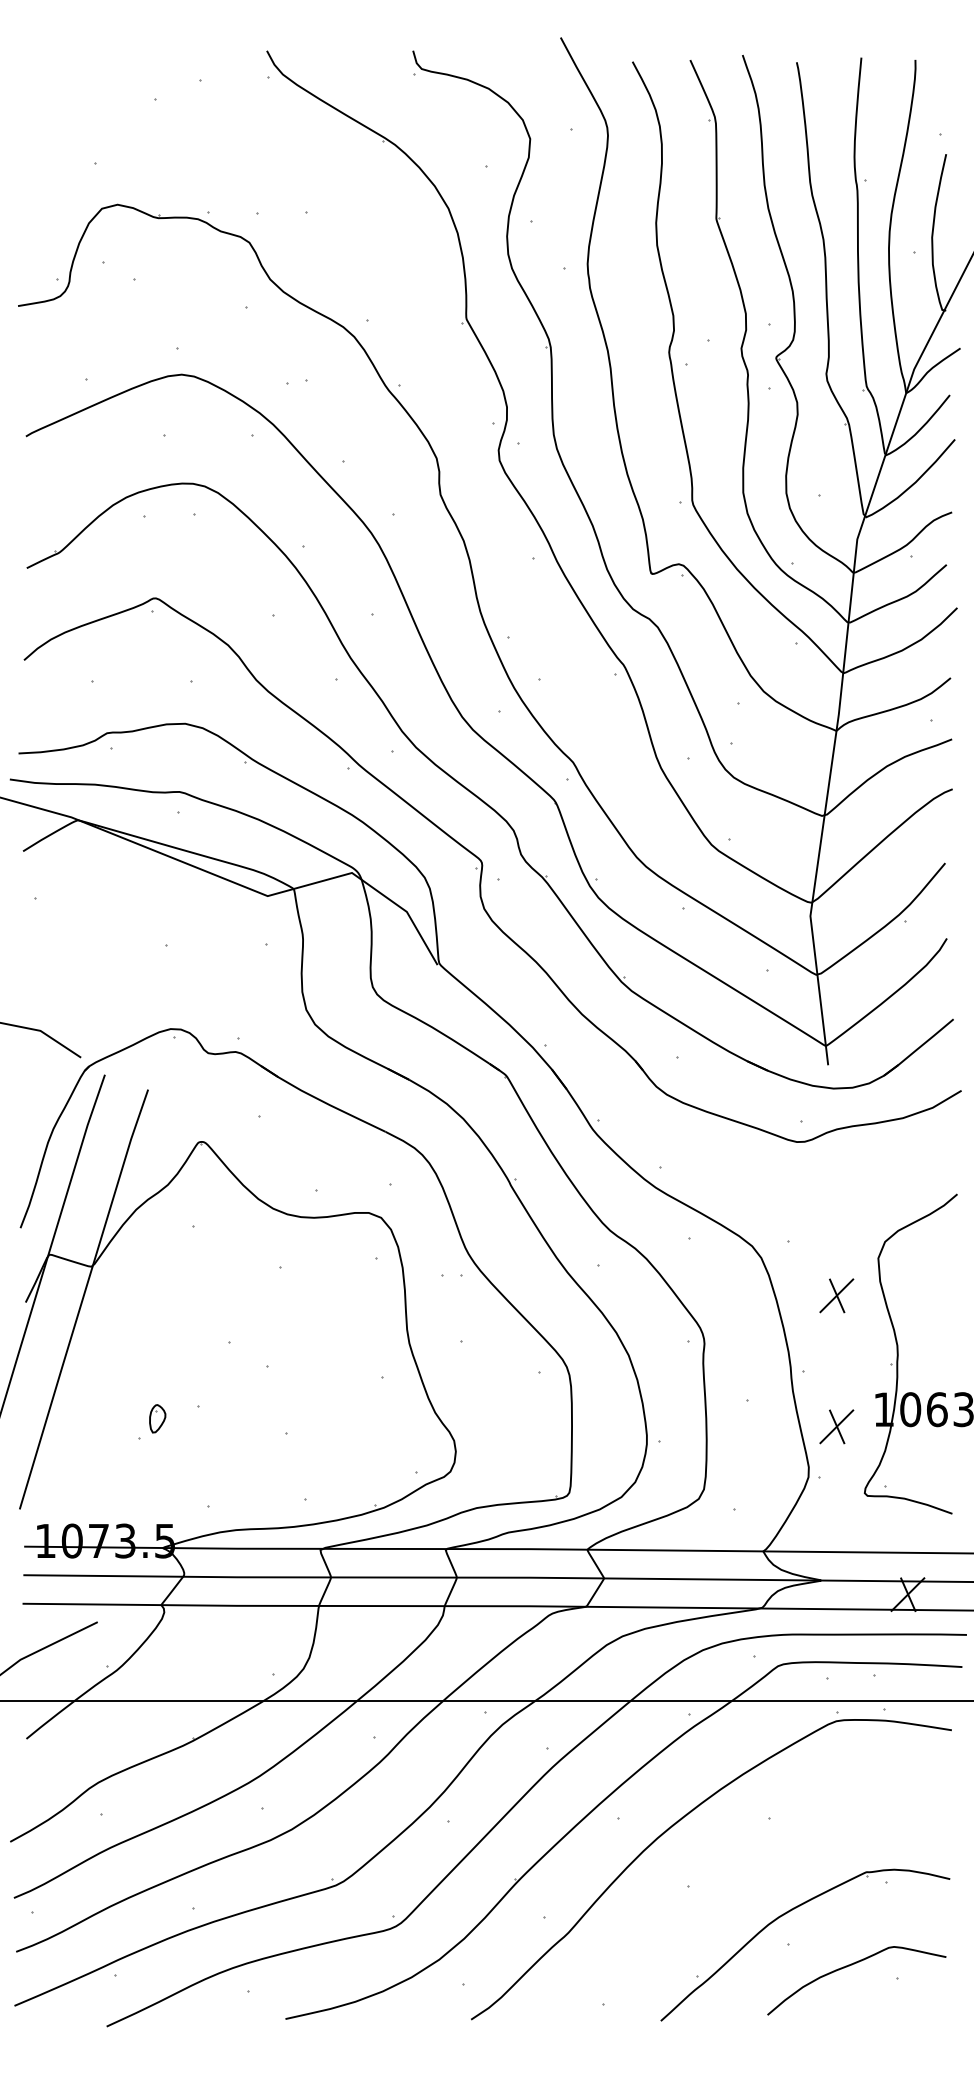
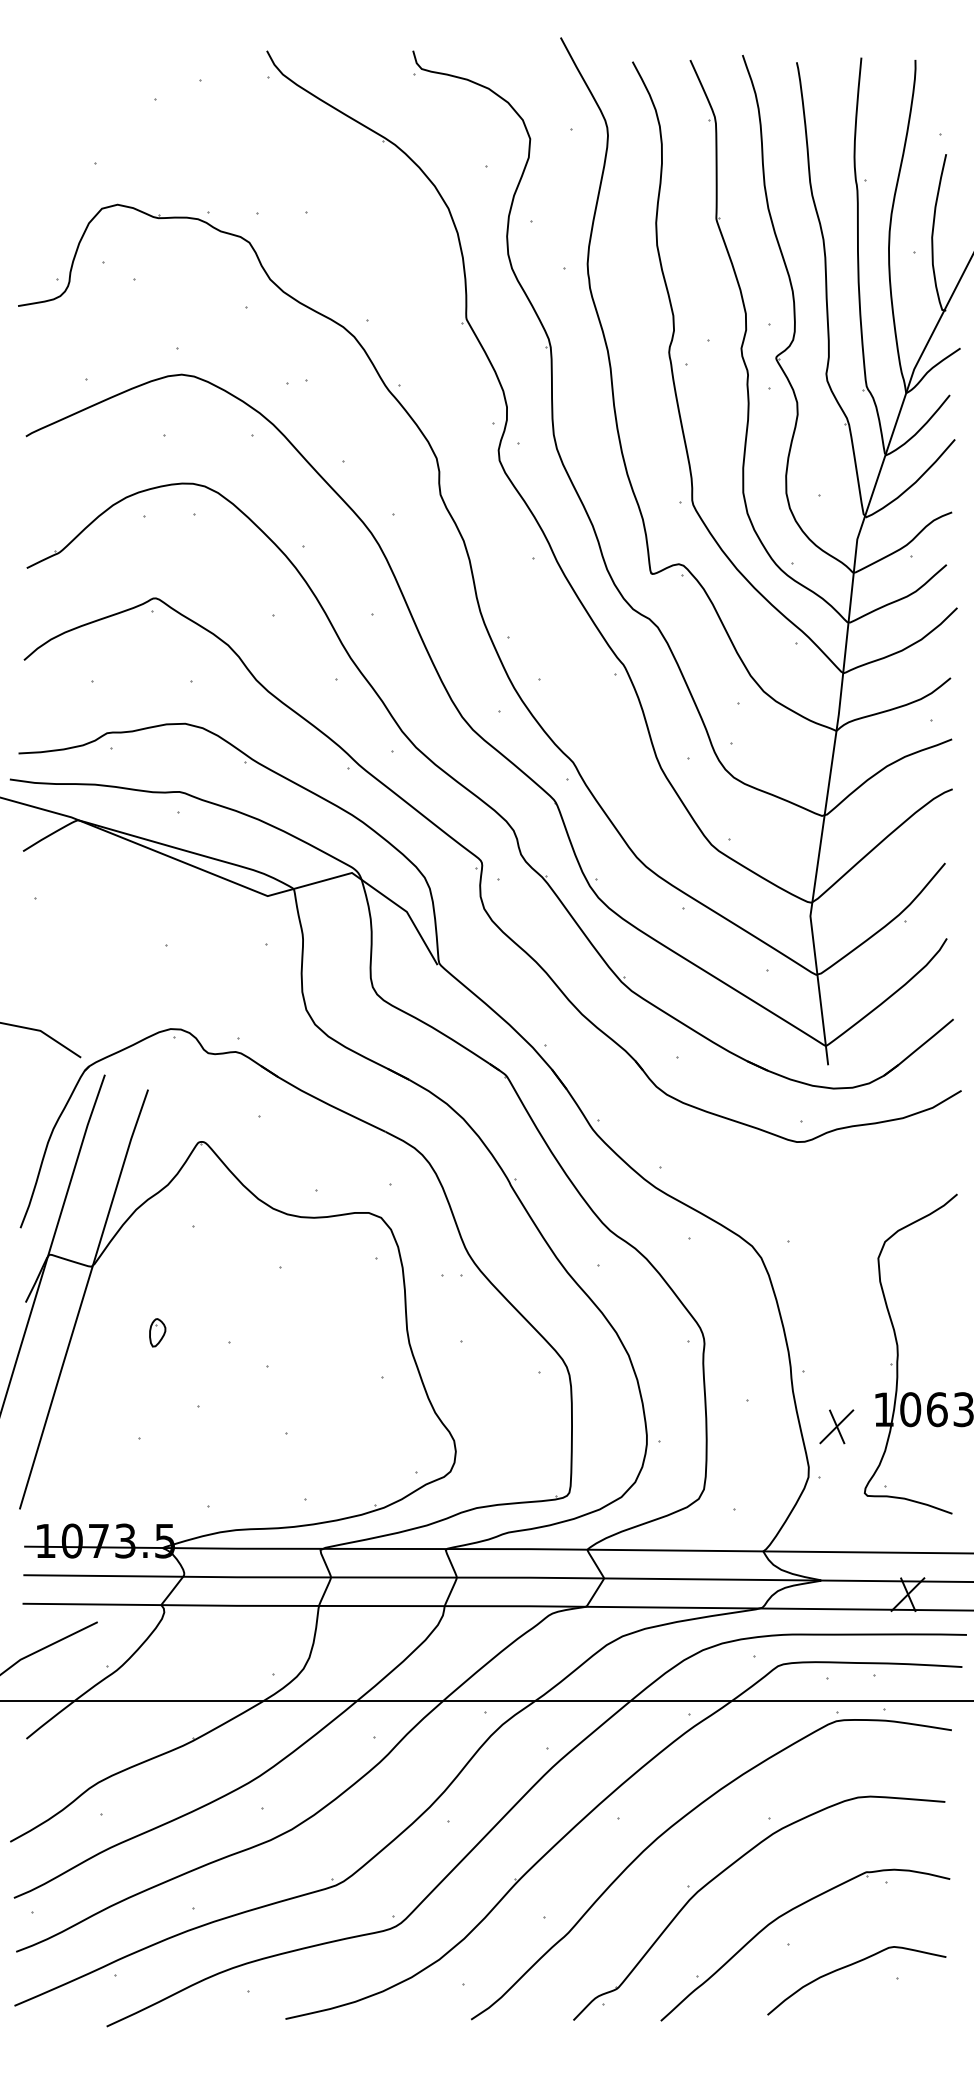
part: present -> none (836, 1295)
part position: (157, 1418) -> (157, 1332) (157, 1332)
part: none -> present (731, 1866)
